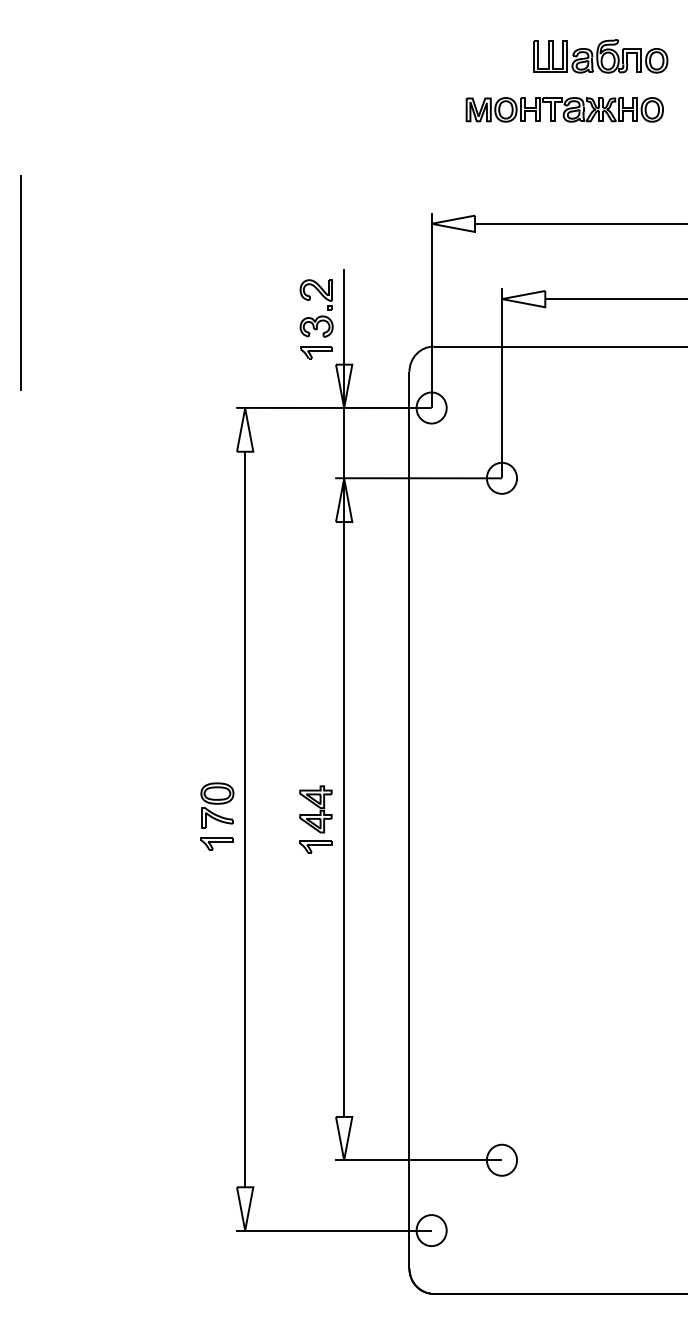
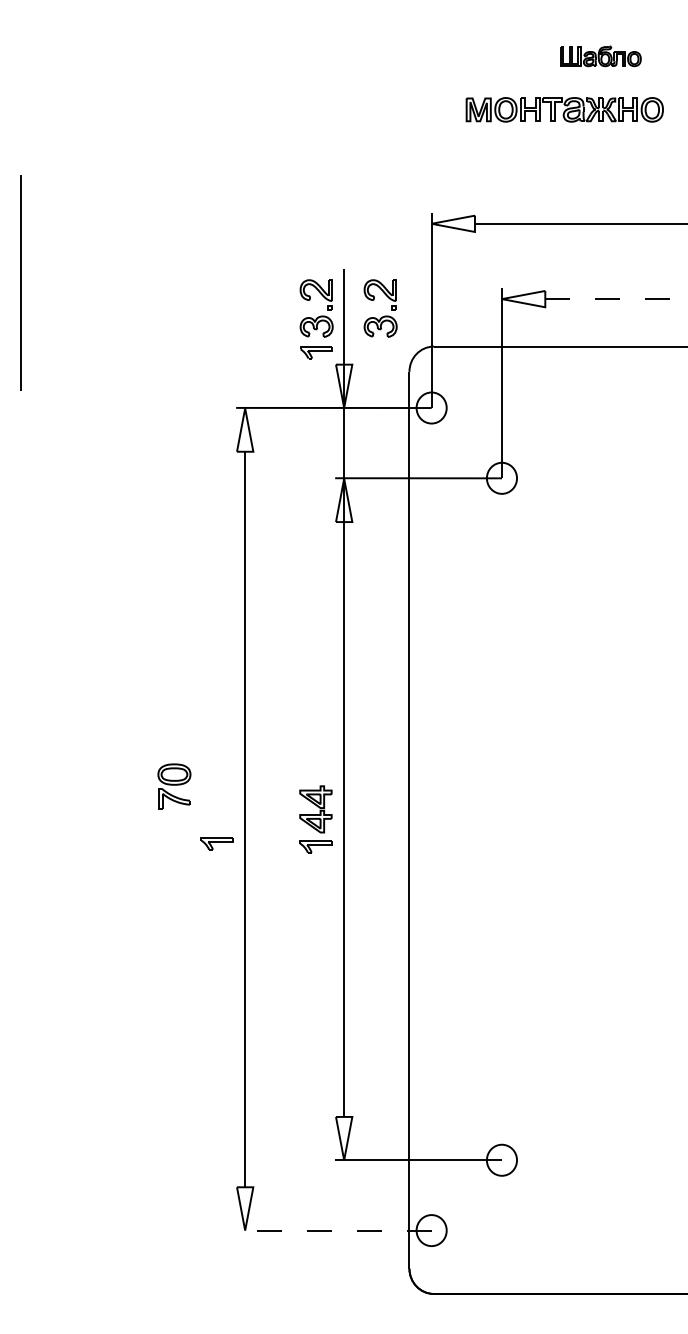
part size: 136x35 px -> 82x23 px (600, 56)
line: solid -> dashed (616, 299)
part: none -> present (384, 315)
part position: (217, 805) -> (174, 786) (174, 786)
line: solid -> dashed (333, 1230)
